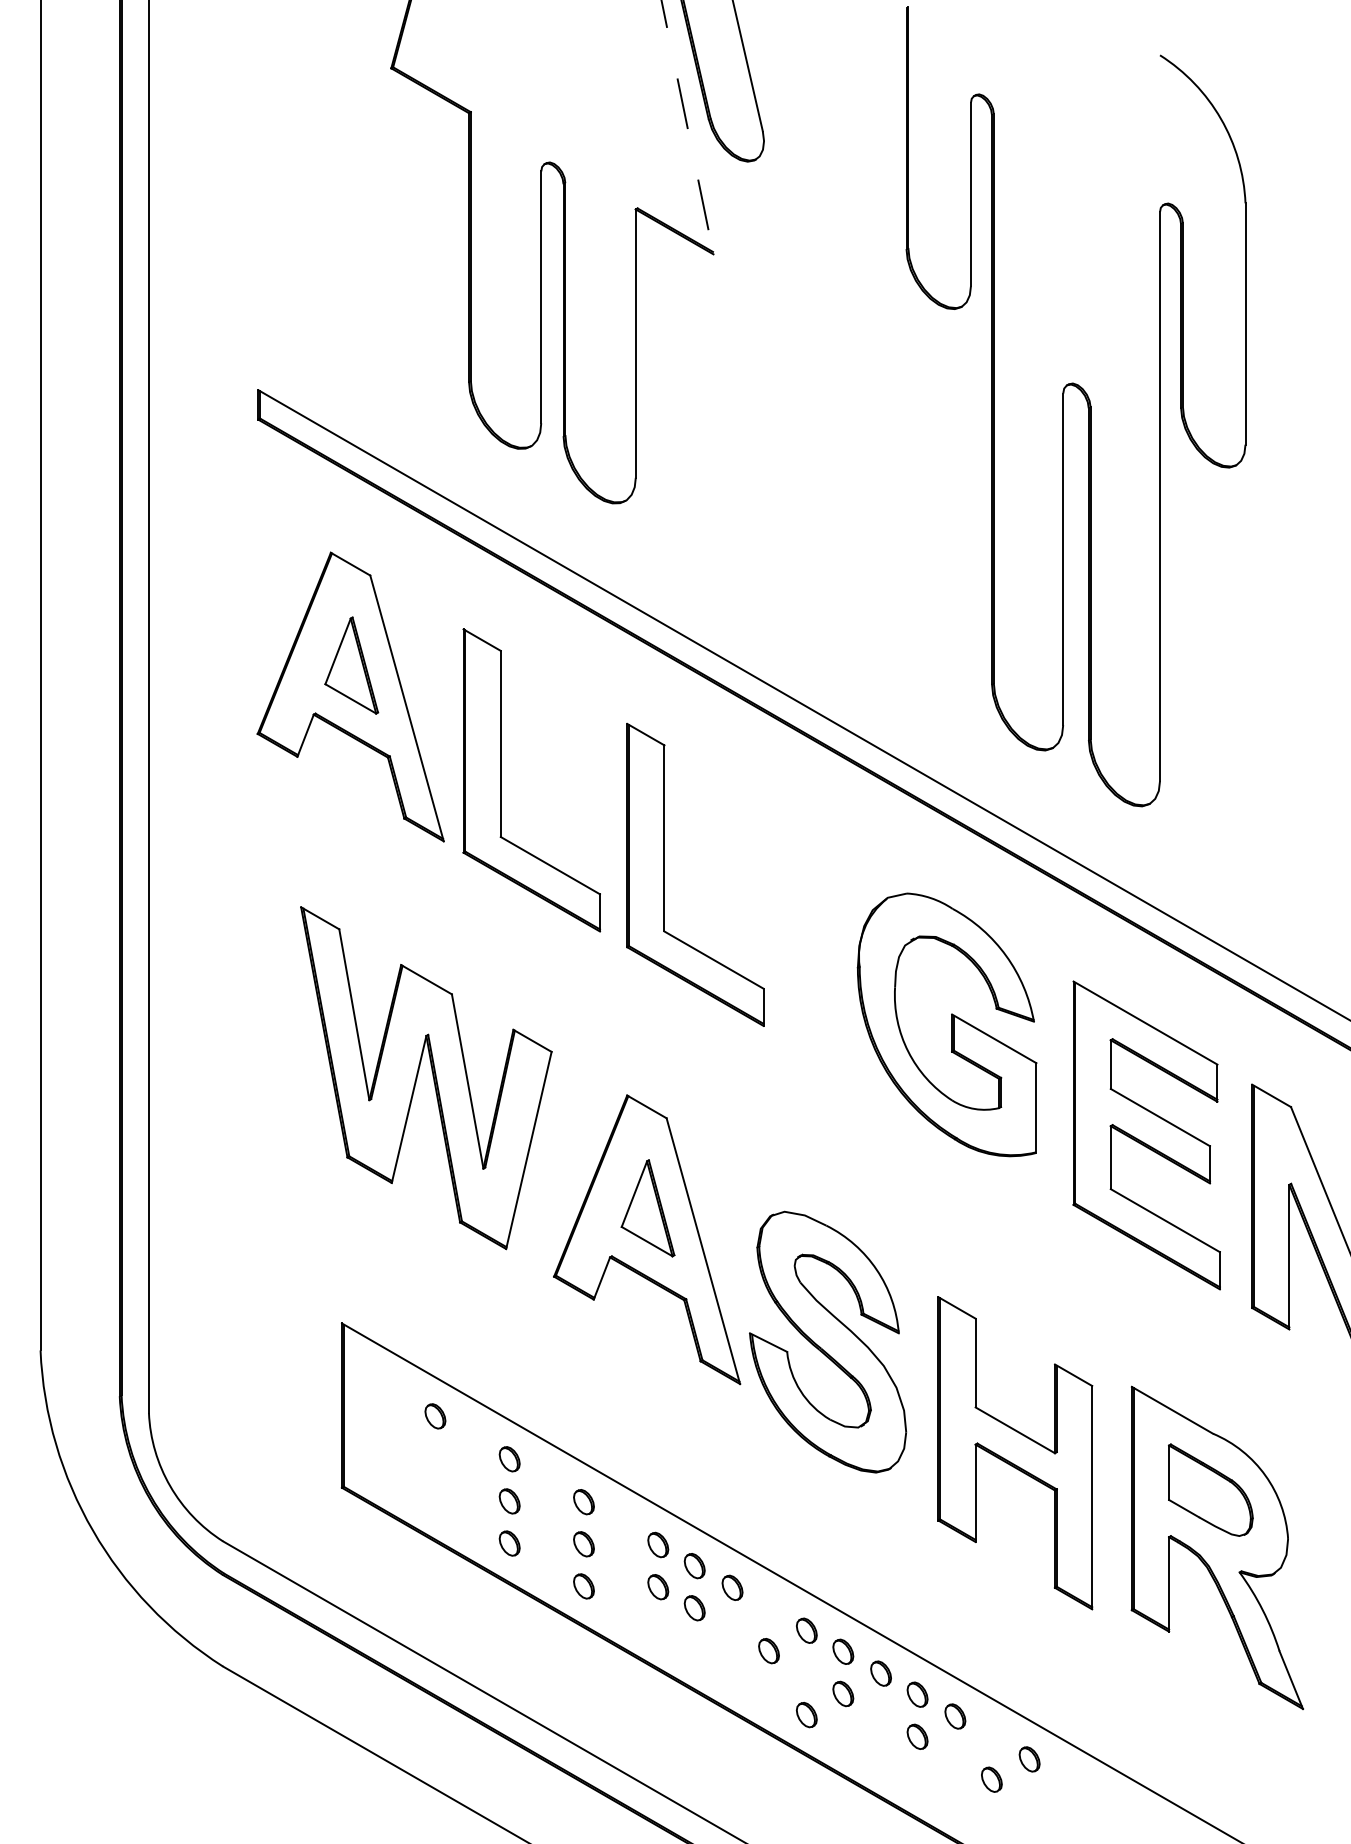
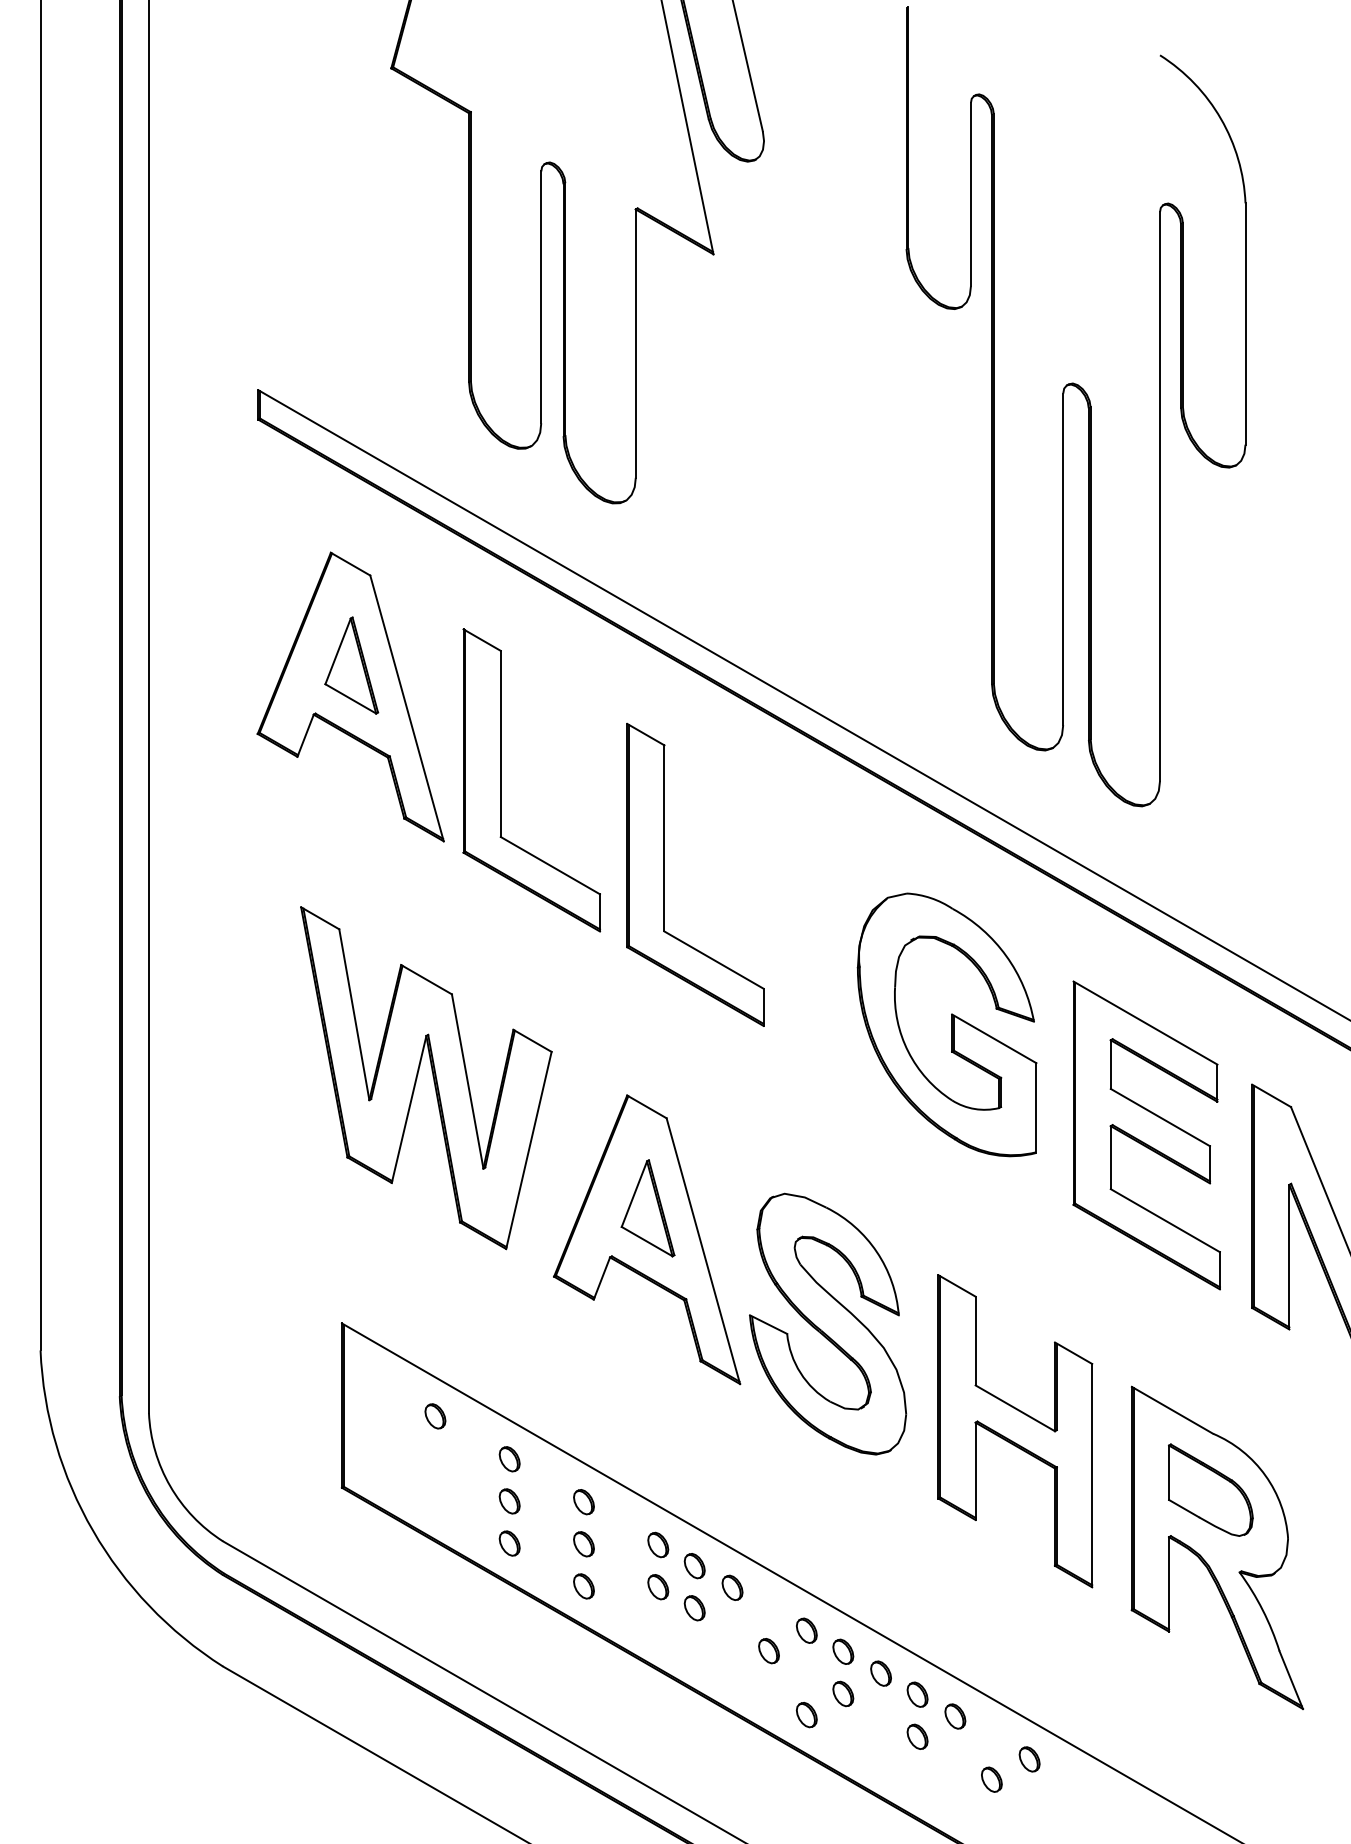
line: dashed -> solid (687, 127)
part position: (828, 1341) -> (828, 1323) (828, 1323)
part position: (1015, 1453) -> (1015, 1431) (1015, 1431)
